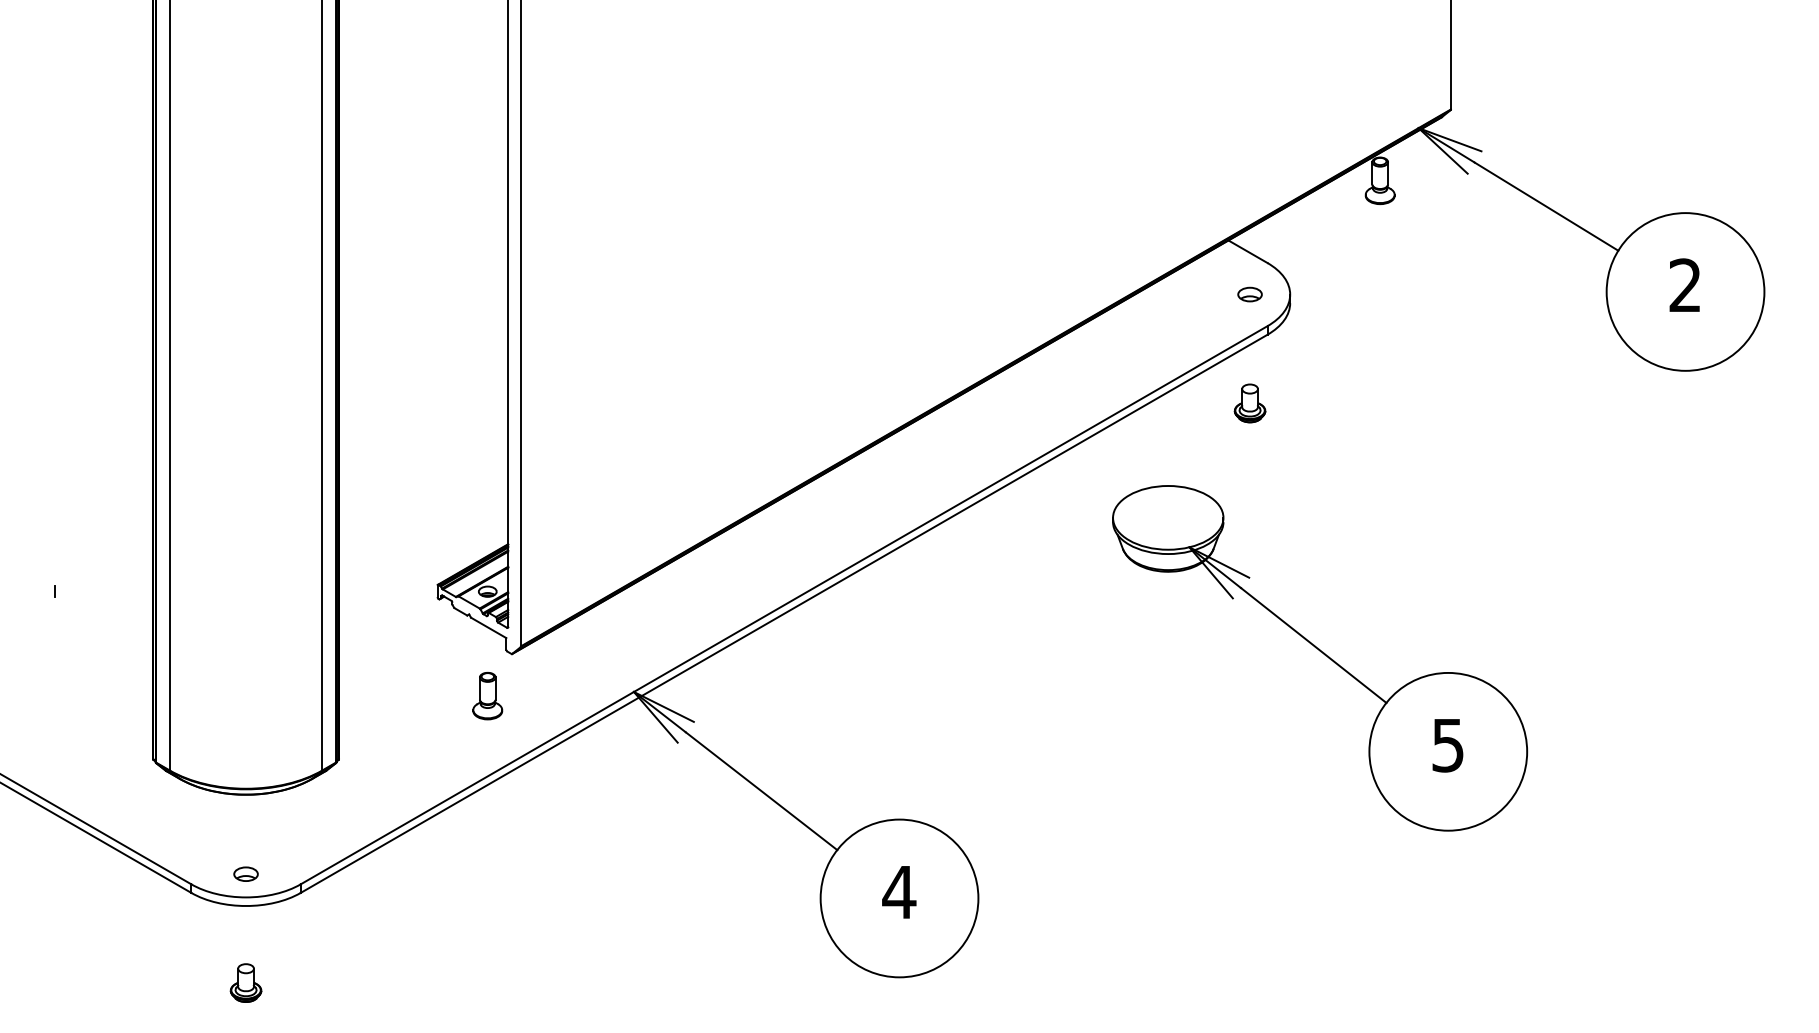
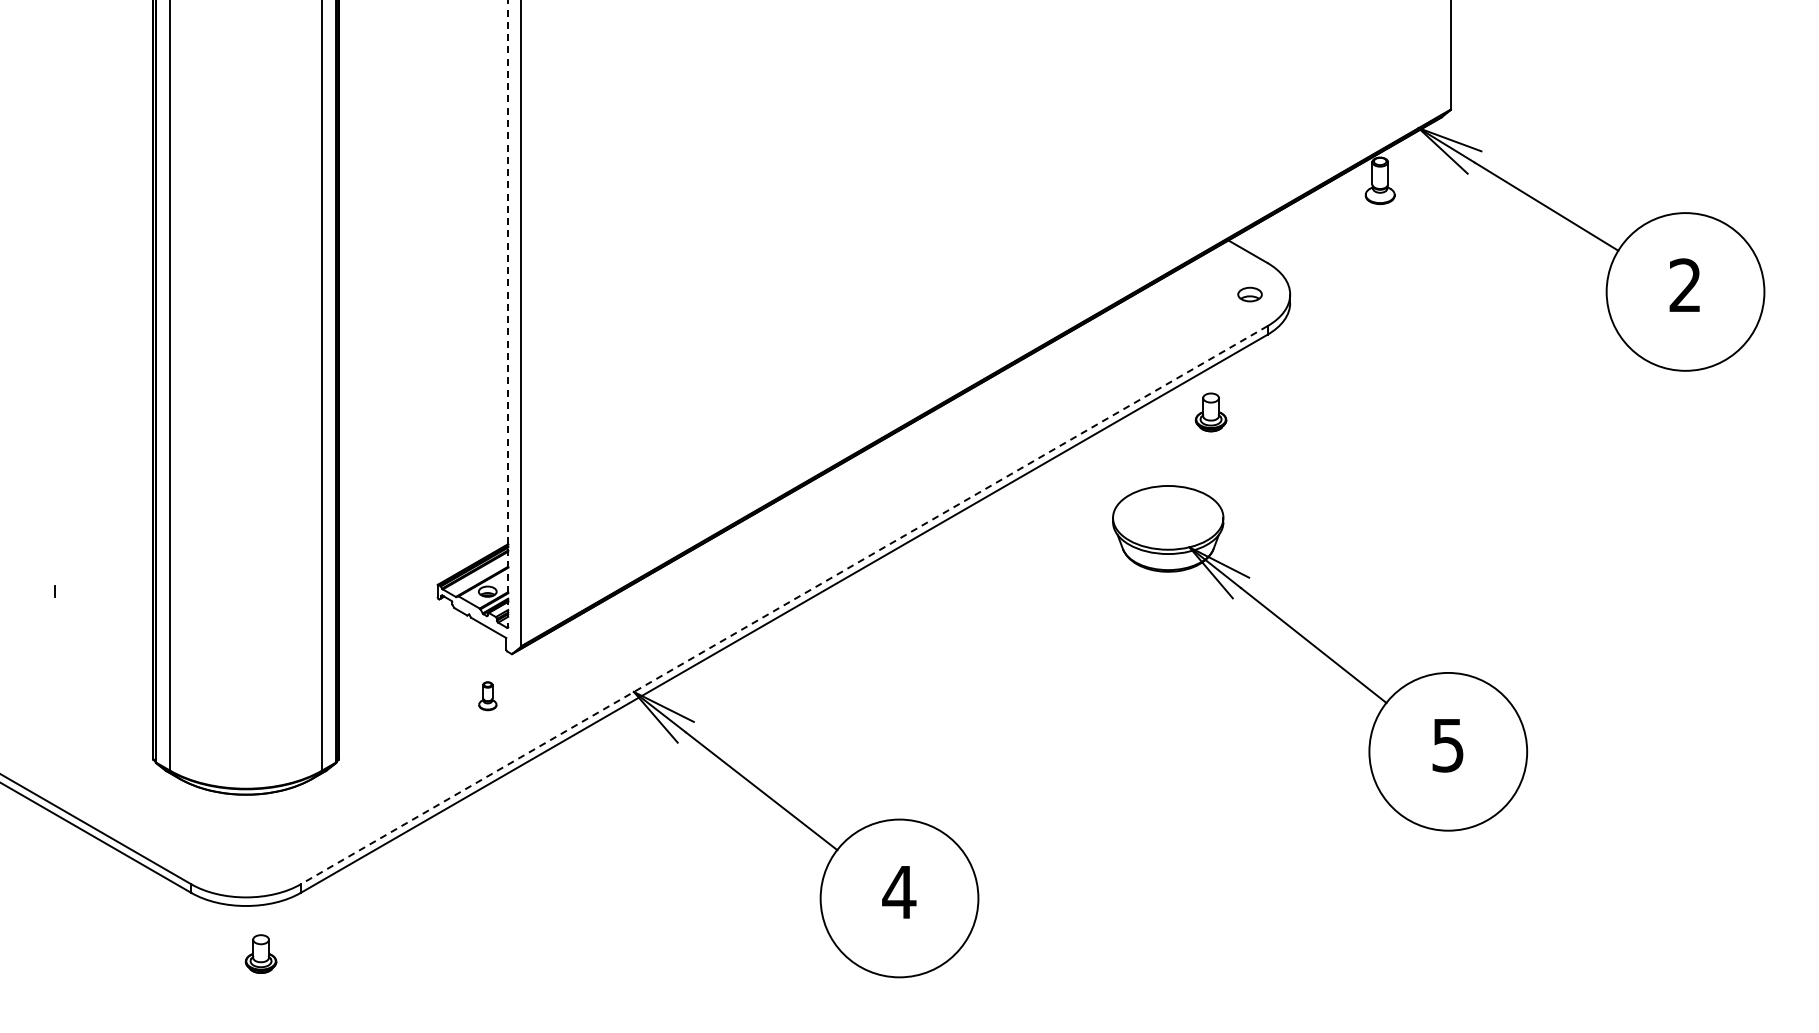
line: solid -> dashed (508, 314)
part position: (1249, 403) -> (1210, 412) (1210, 412)
line: solid -> dashed (783, 605)
part size: 32x49 px -> 20x31 px (487, 696)
part: present -> none (245, 873)
part position: (245, 982) -> (260, 953) (260, 953)
